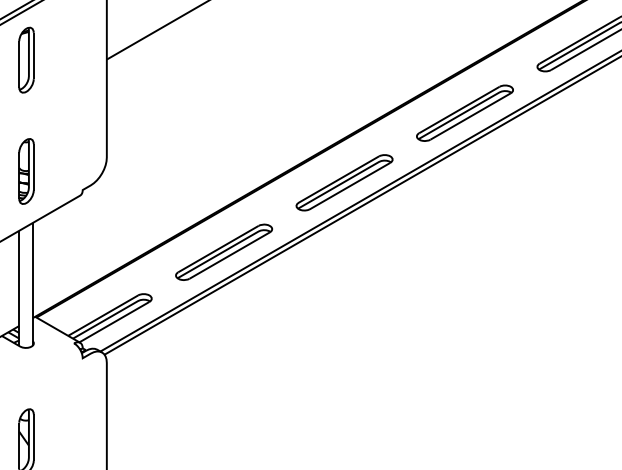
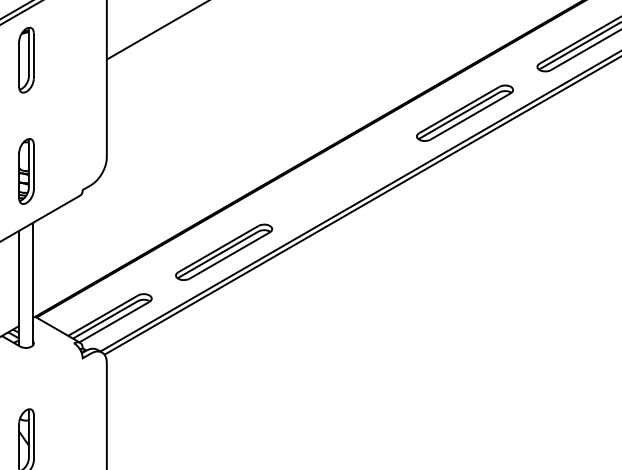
part: present -> none (344, 182)
